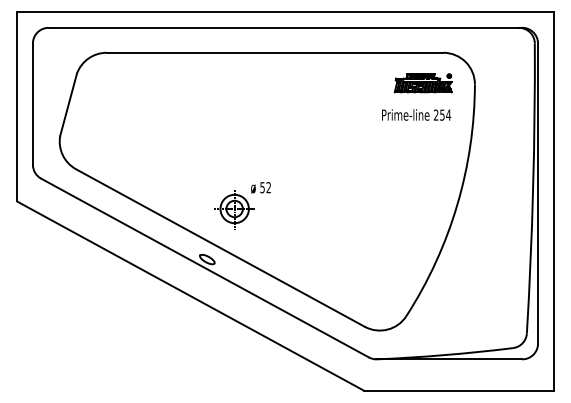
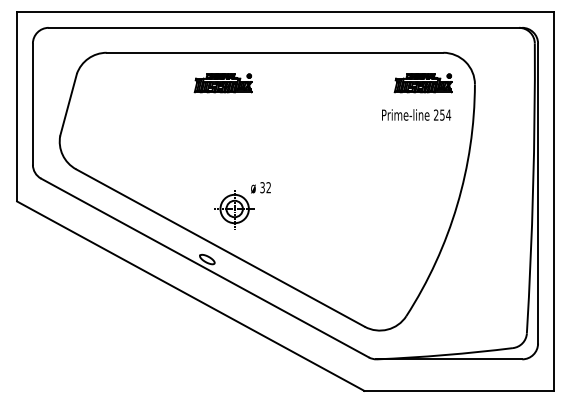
part: none -> present (222, 83)
text: 52 -> 32 (262, 186)
